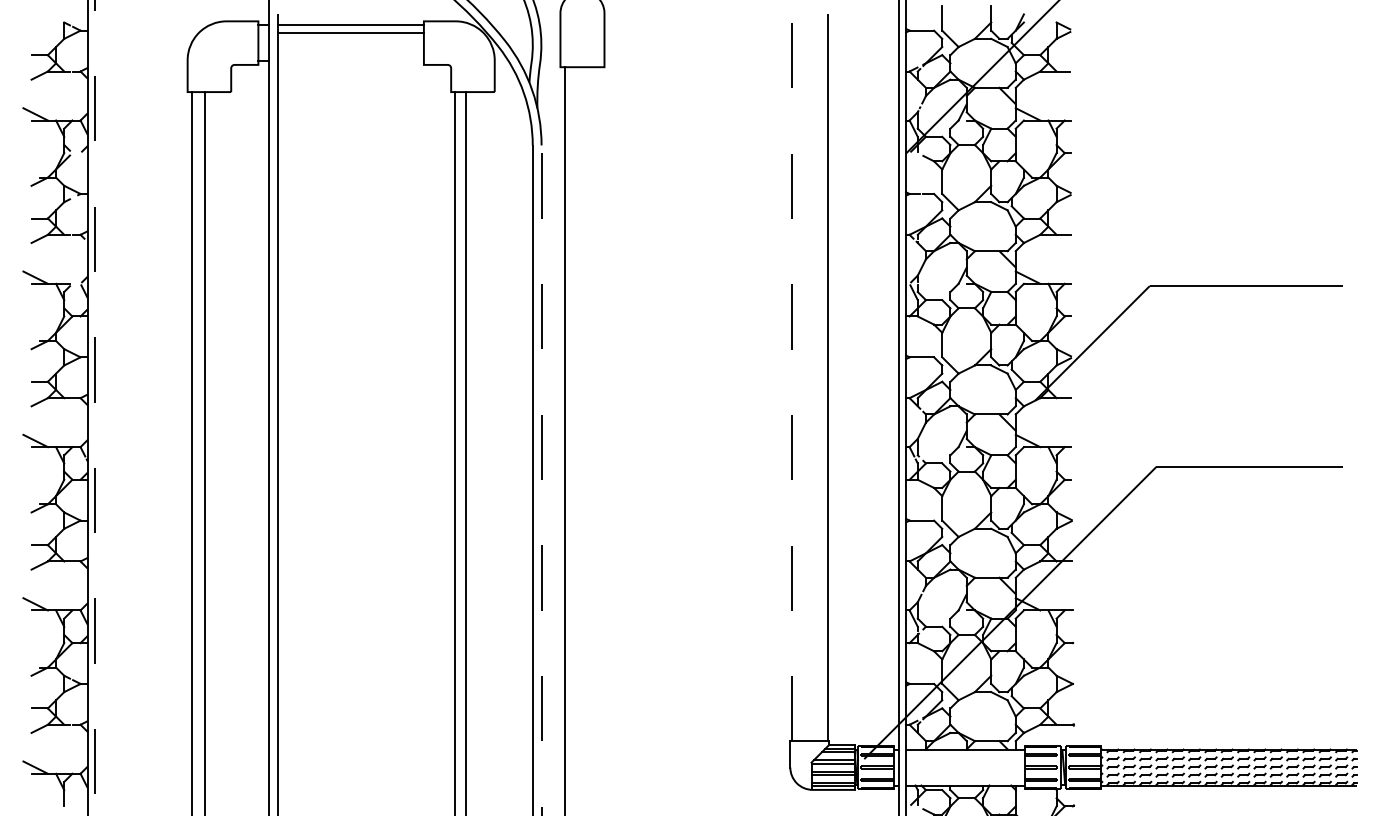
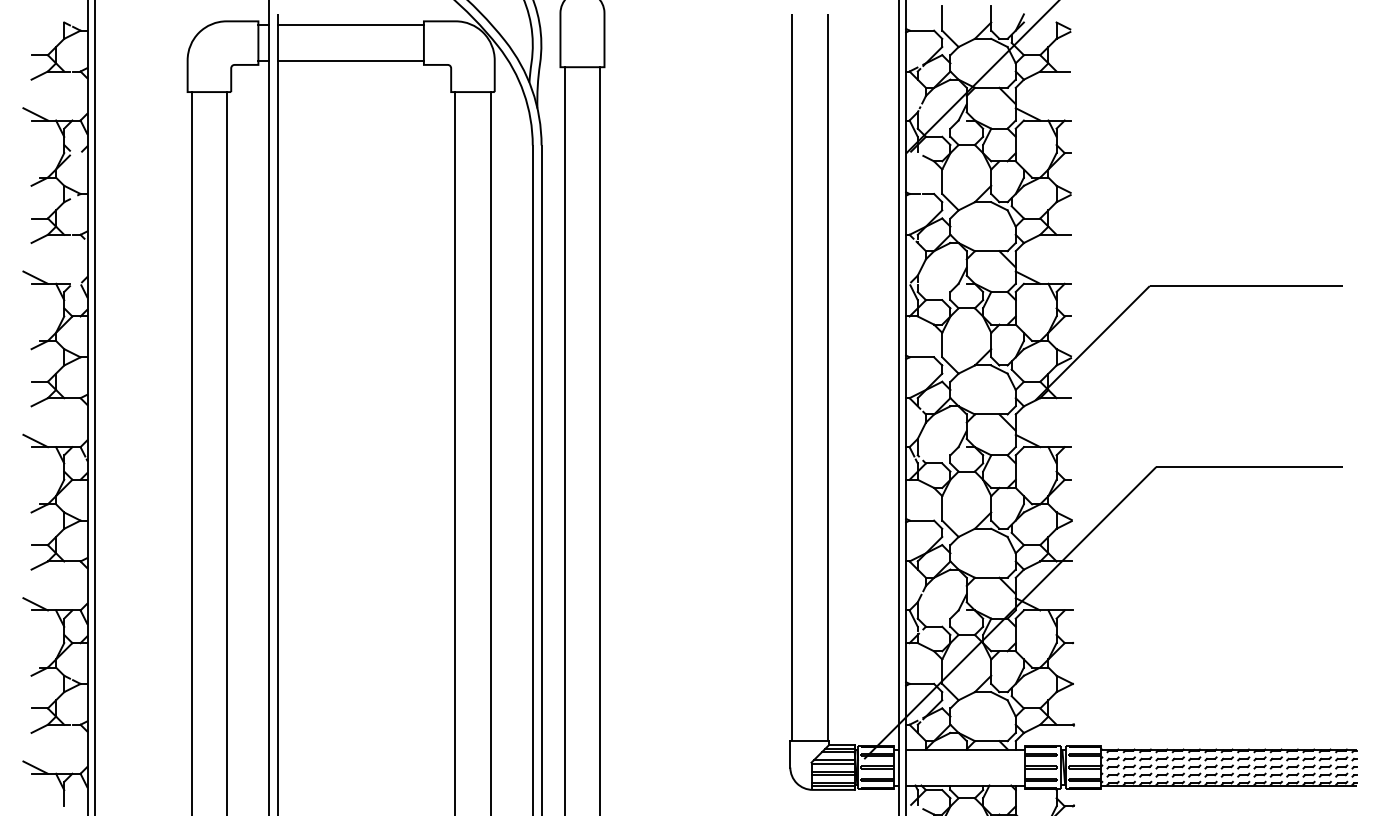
line position: (350, 33) -> (350, 61) (350, 61)
line: dashed -> solid (791, 377)
line: dashed -> solid (95, 408)
line: none -> present (600, 439)
line position: (205, 452) -> (227, 452) (227, 452)
line position: (465, 452) -> (490, 452) (490, 452)
line: dashed -> solid (541, 480)
